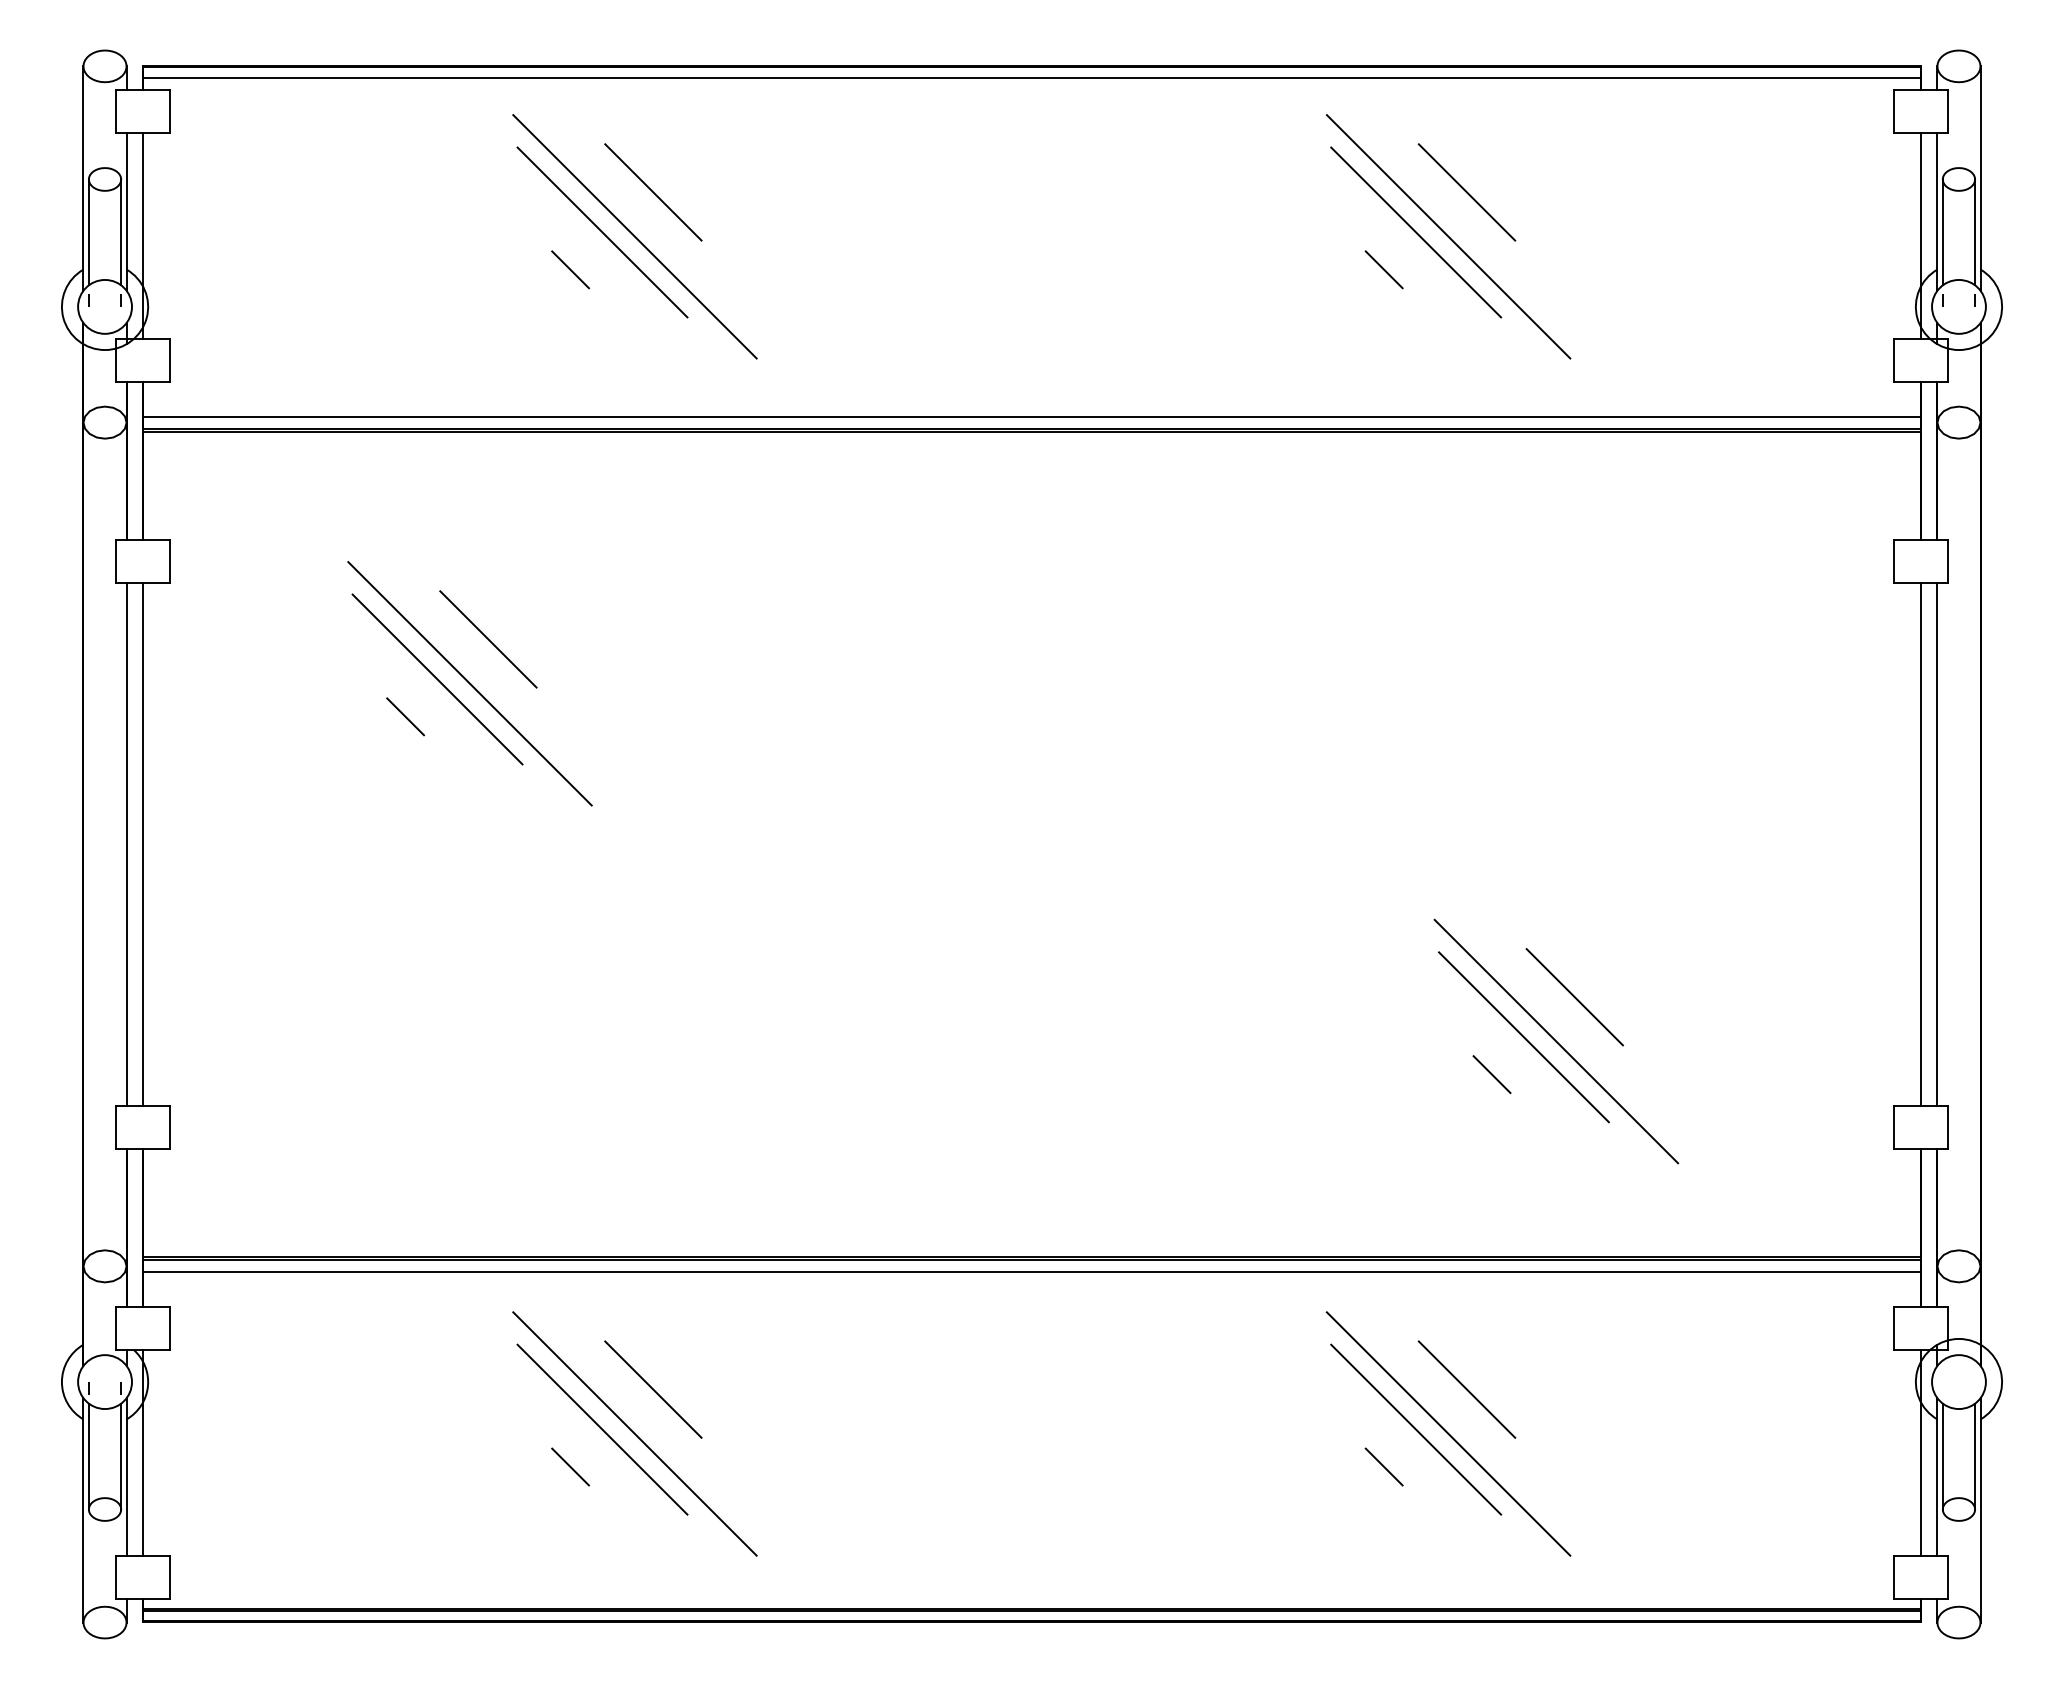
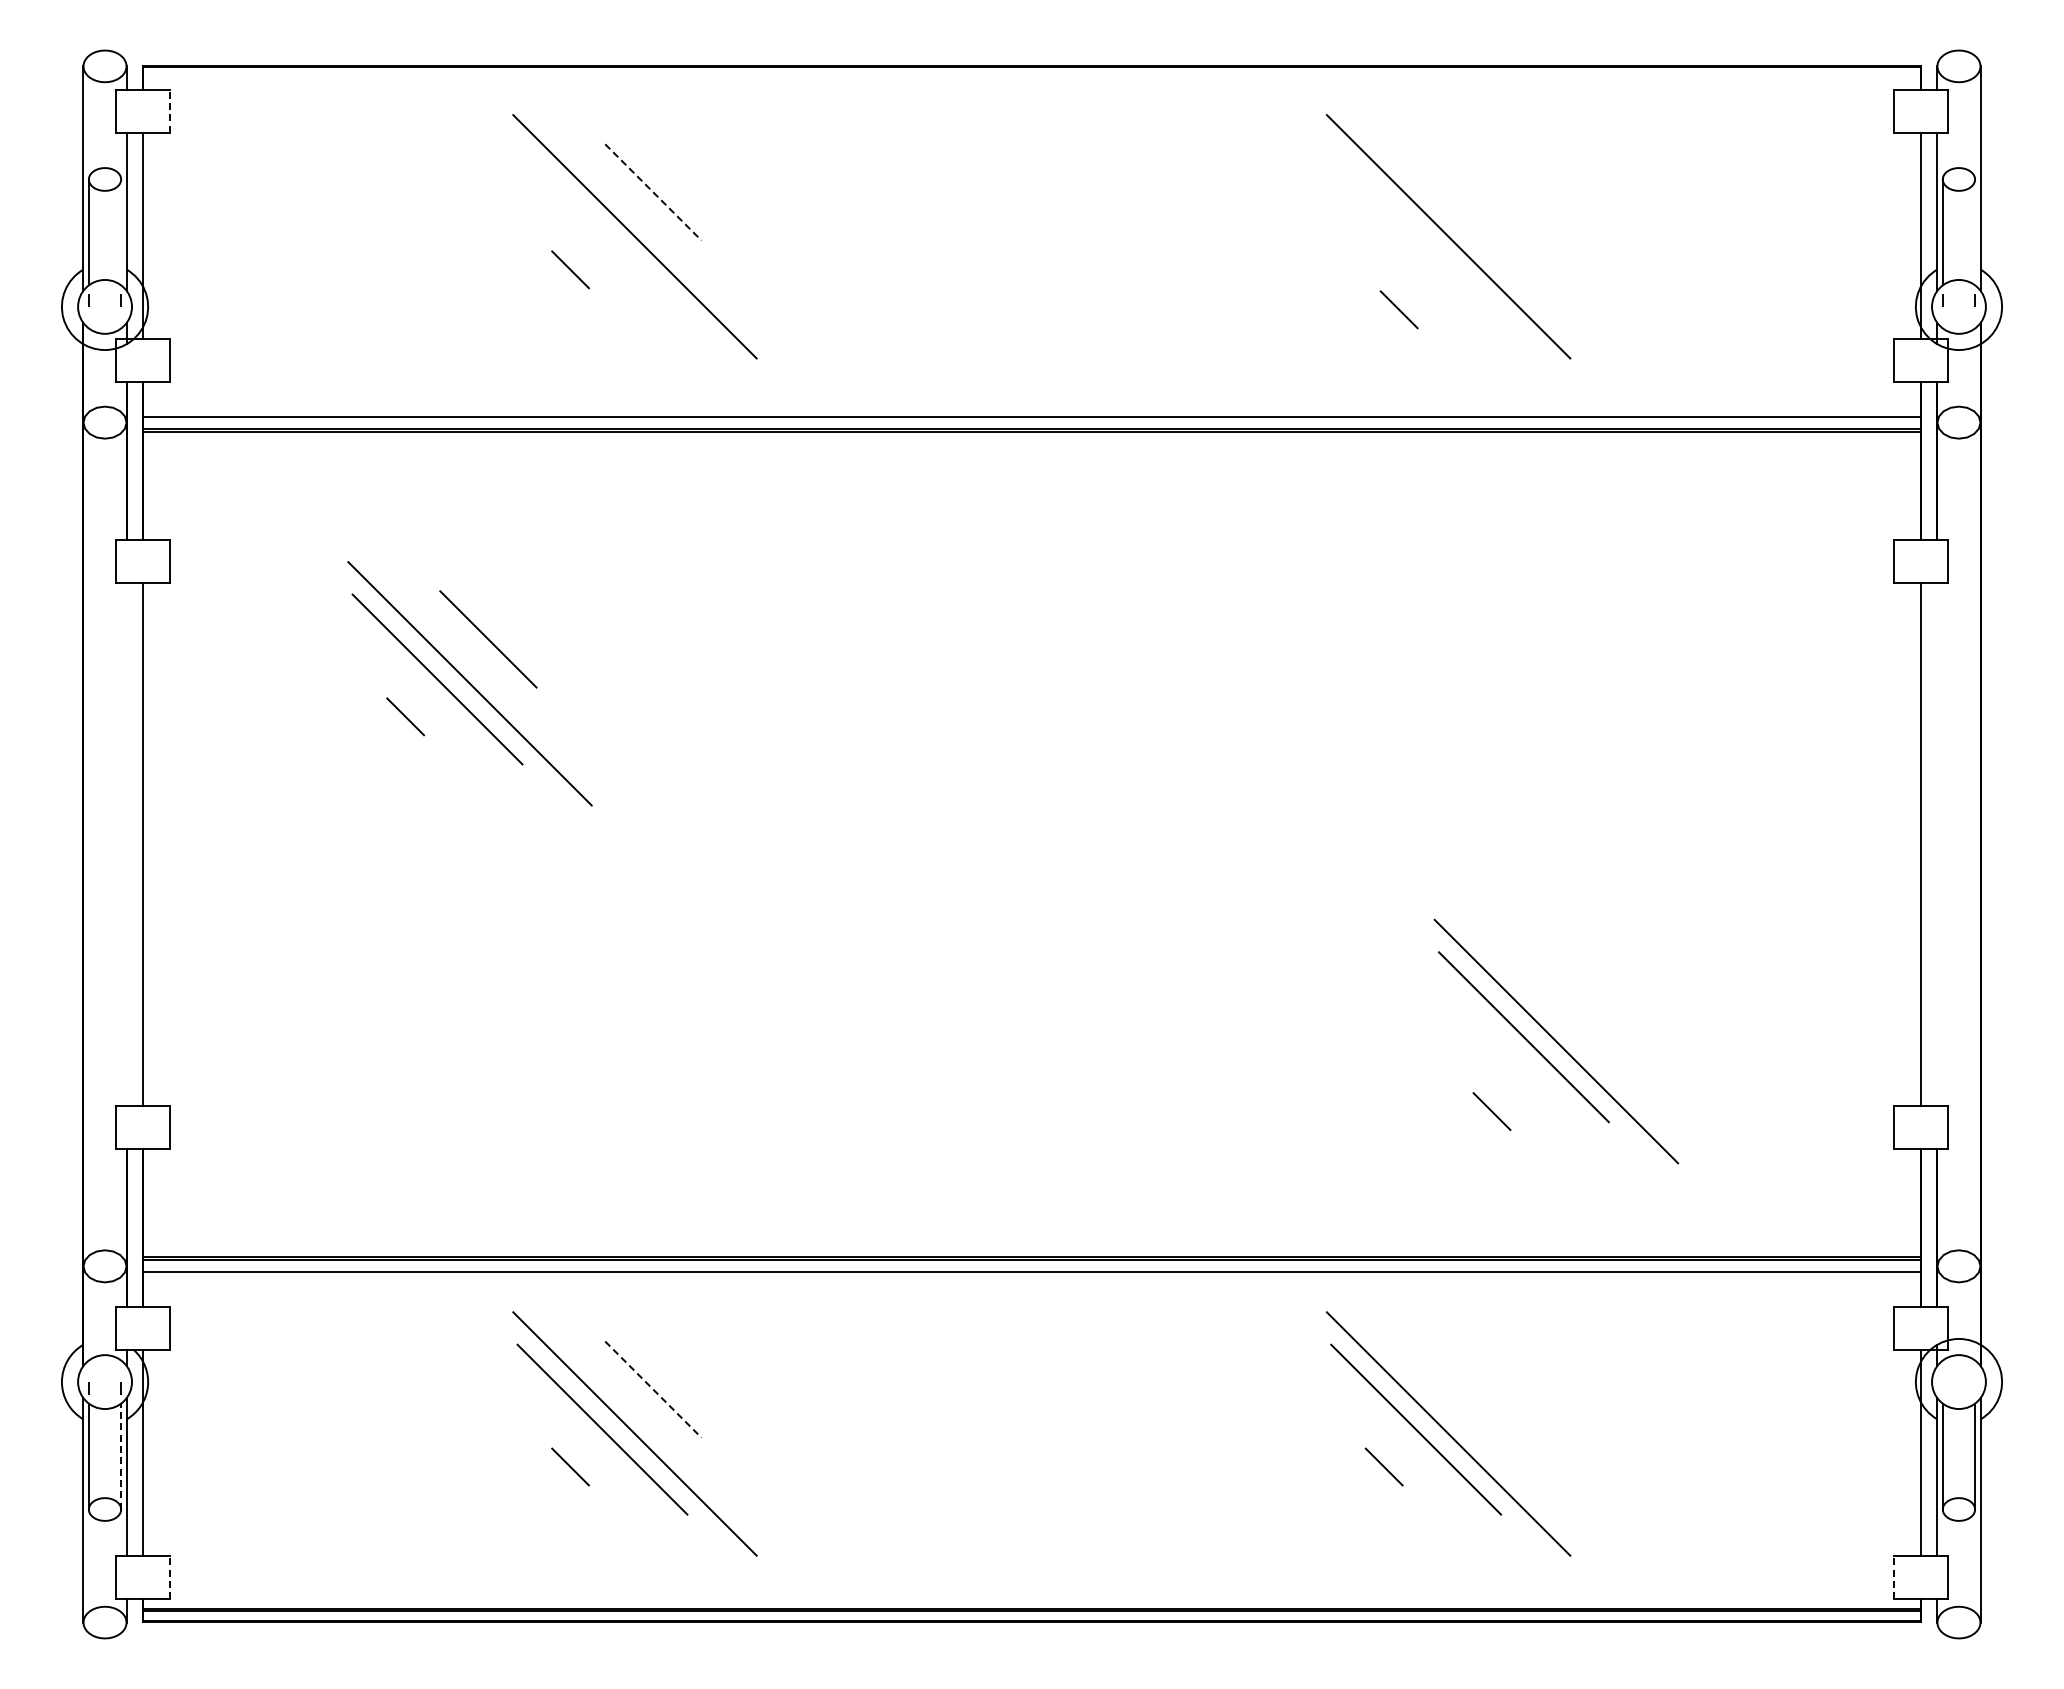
line: present -> none (1031, 78)
line: solid -> dashed (169, 111)
line: solid -> dashed (653, 192)
line: present -> none (1466, 192)
line: present -> none (121, 232)
line: present -> none (602, 232)
line: present -> none (1416, 232)
line: present -> none (1975, 232)
line position: (1383, 269) -> (1398, 309) (1398, 309)
line: present -> none (126, 844)
line: present -> none (1937, 844)
line: present -> none (1574, 997)
line position: (1491, 1074) -> (1491, 1111) (1491, 1111)
line: solid -> dashed (653, 1389)
line: present -> none (1466, 1389)
line: solid -> dashed (121, 1456)
line: solid -> dashed (169, 1577)
line: solid -> dashed (1894, 1577)
